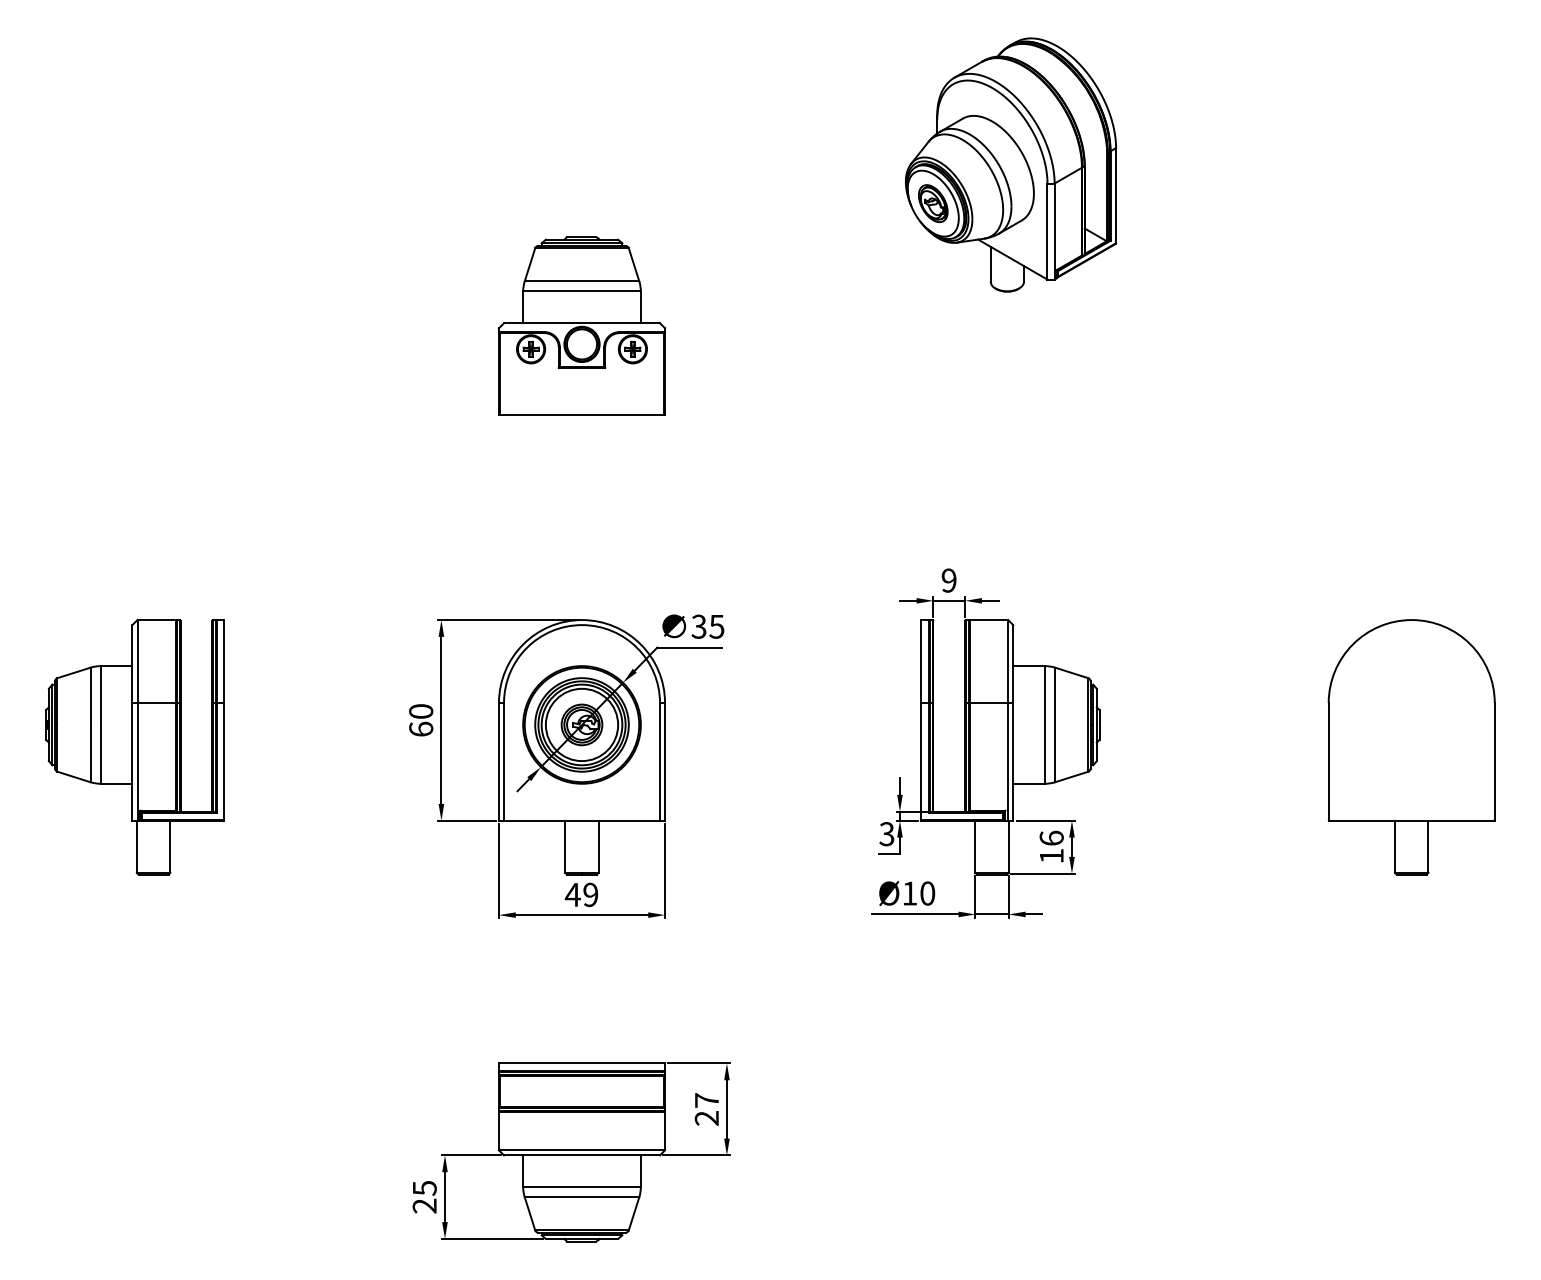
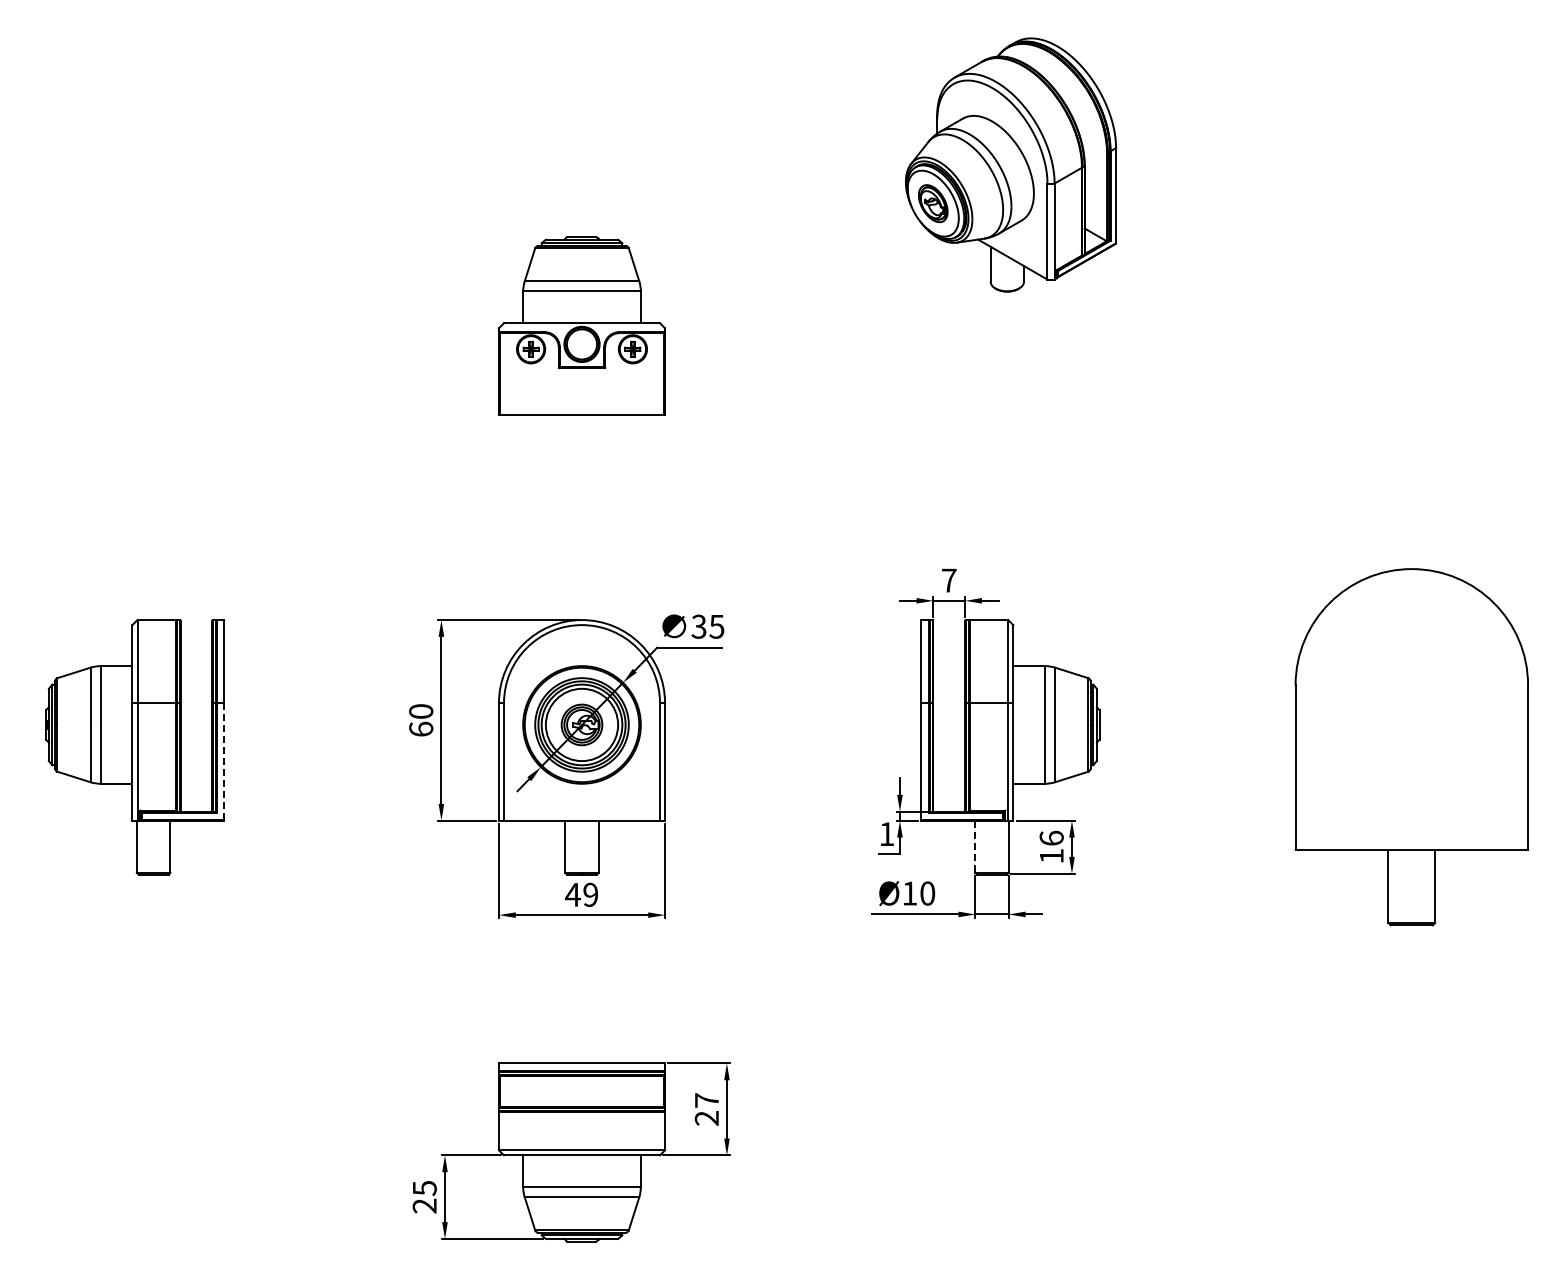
text: 9 -> 7 (948, 580)
part size: 169x257 px -> 235x359 px (1411, 747)
line: solid -> dashed (224, 760)
text: 3 -> 1 (886, 834)
line: solid -> dashed (975, 847)
